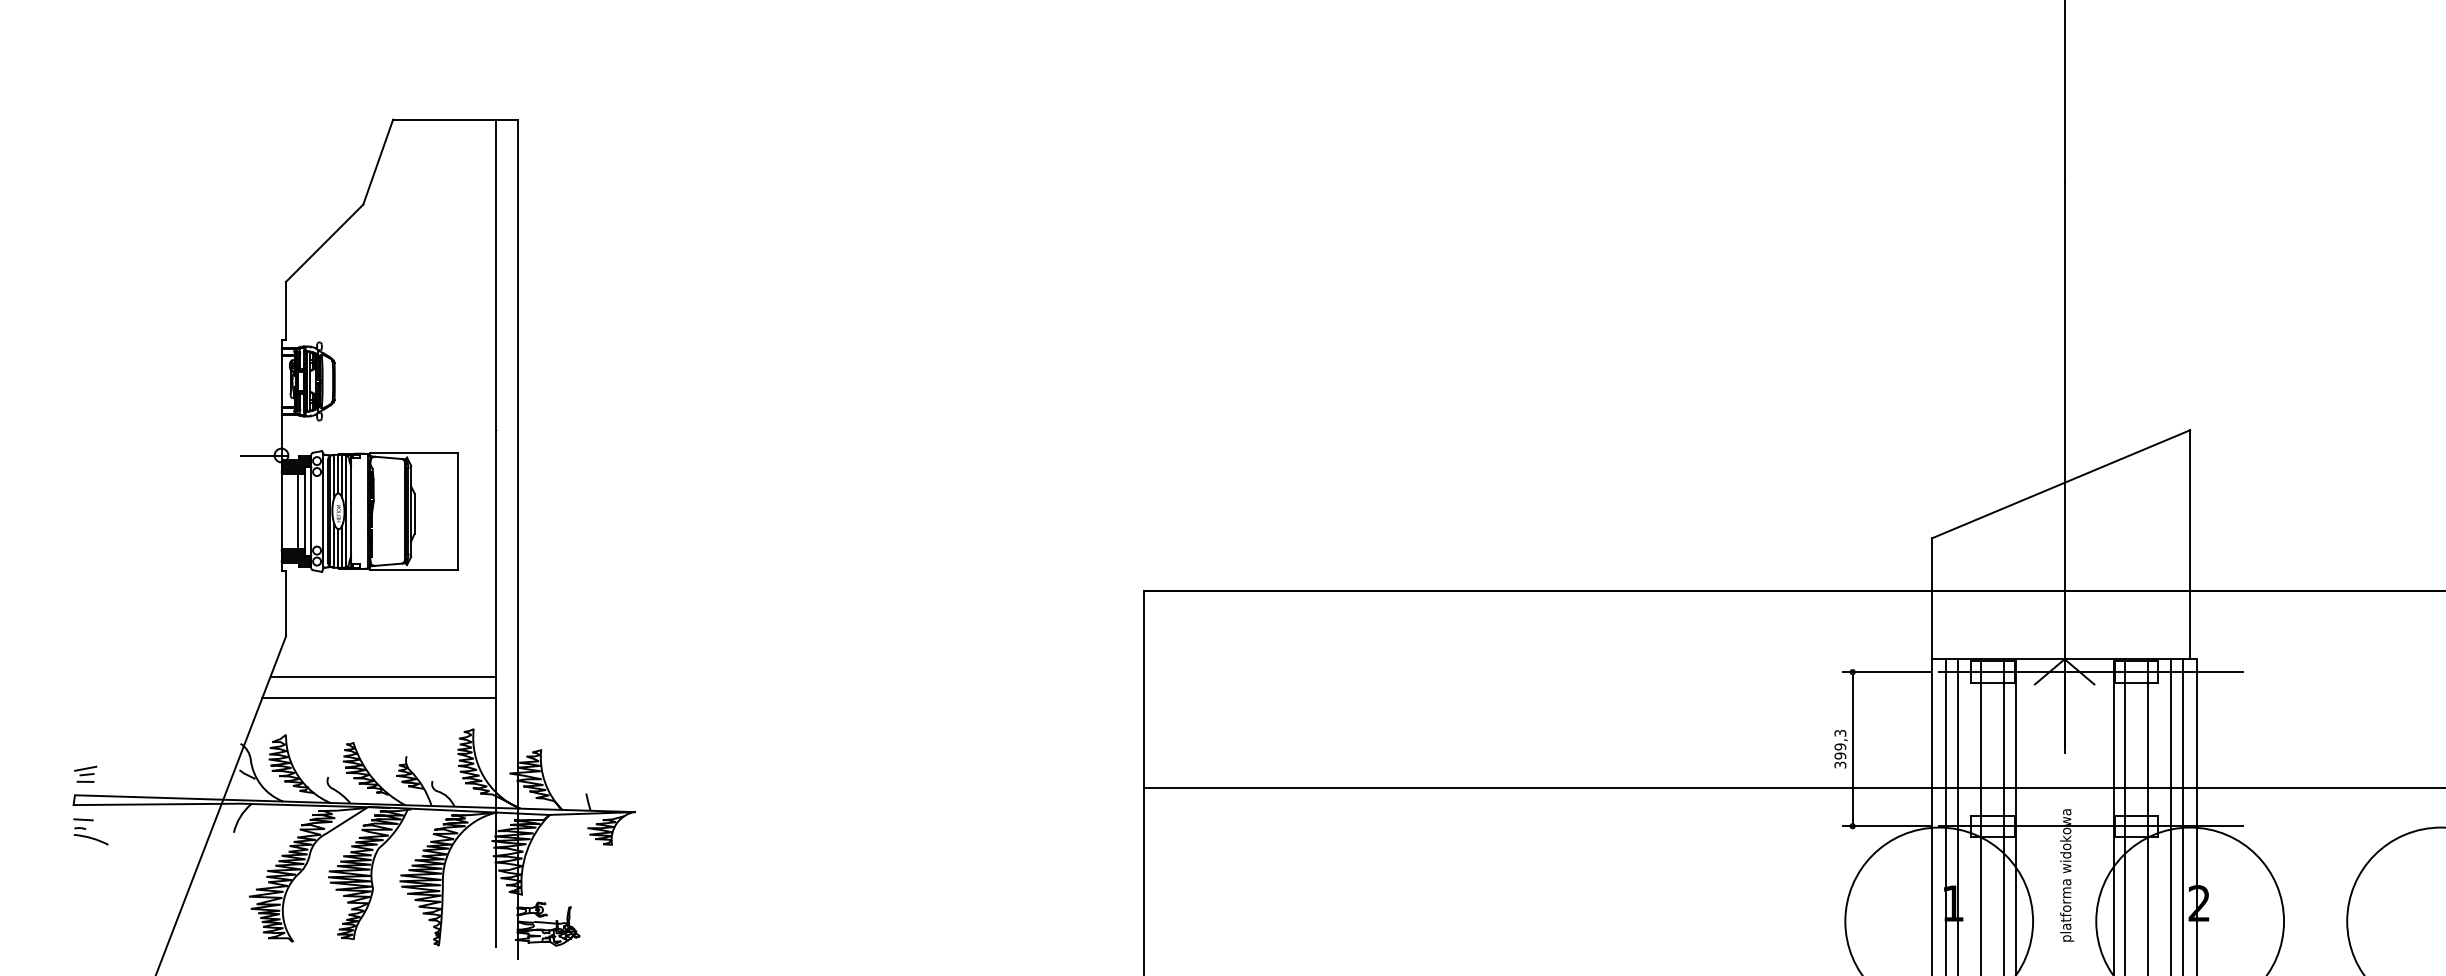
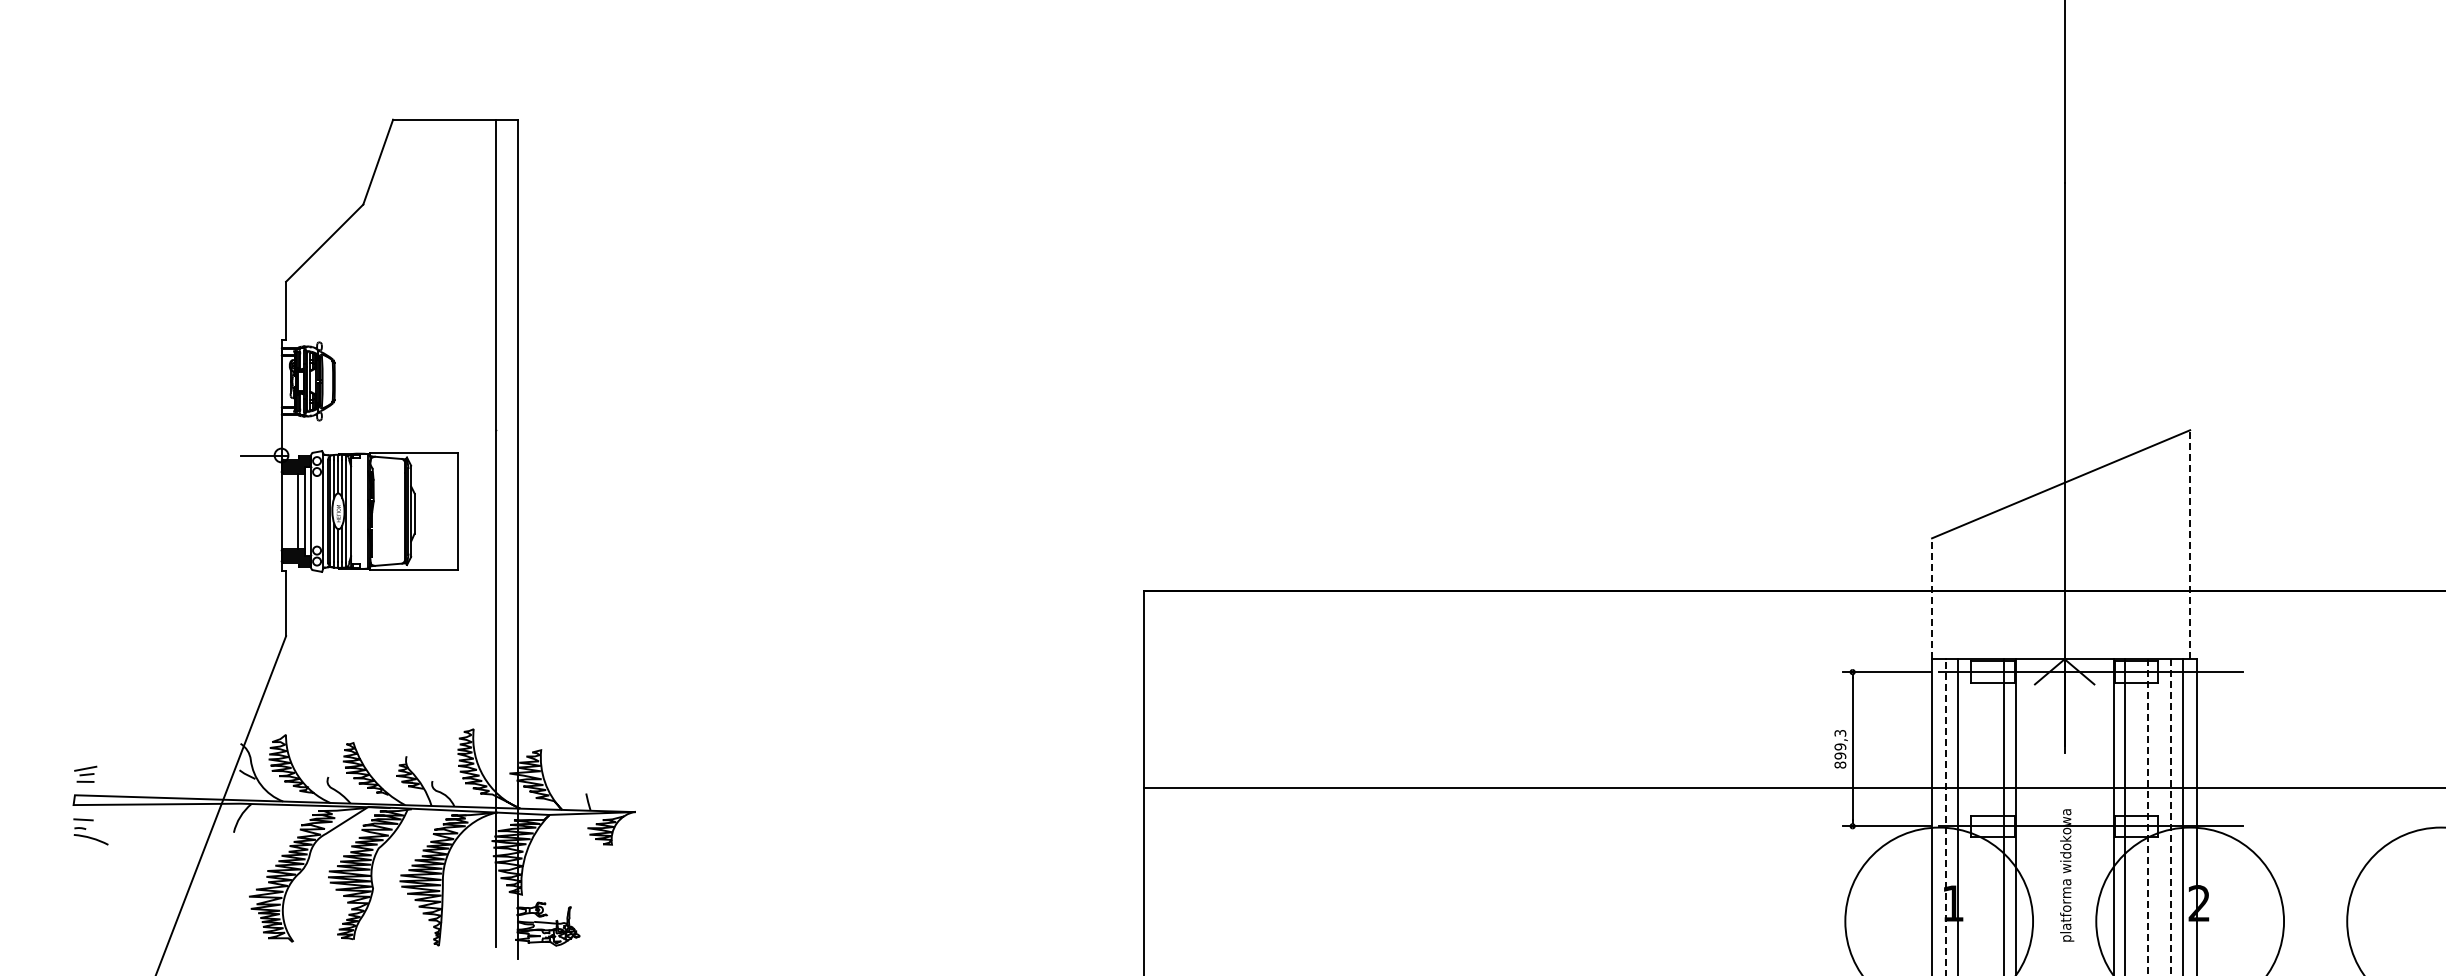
line: solid -> dashed (2190, 544)
line: solid -> dashed (1932, 598)
line: present -> none (383, 676)
line: present -> none (379, 698)
text: 399,3 -> 899,3 (1840, 764)
line: present -> none (1981, 815)
line: solid -> dashed (1946, 817)
line: solid -> dashed (2148, 817)
line: solid -> dashed (2171, 817)
